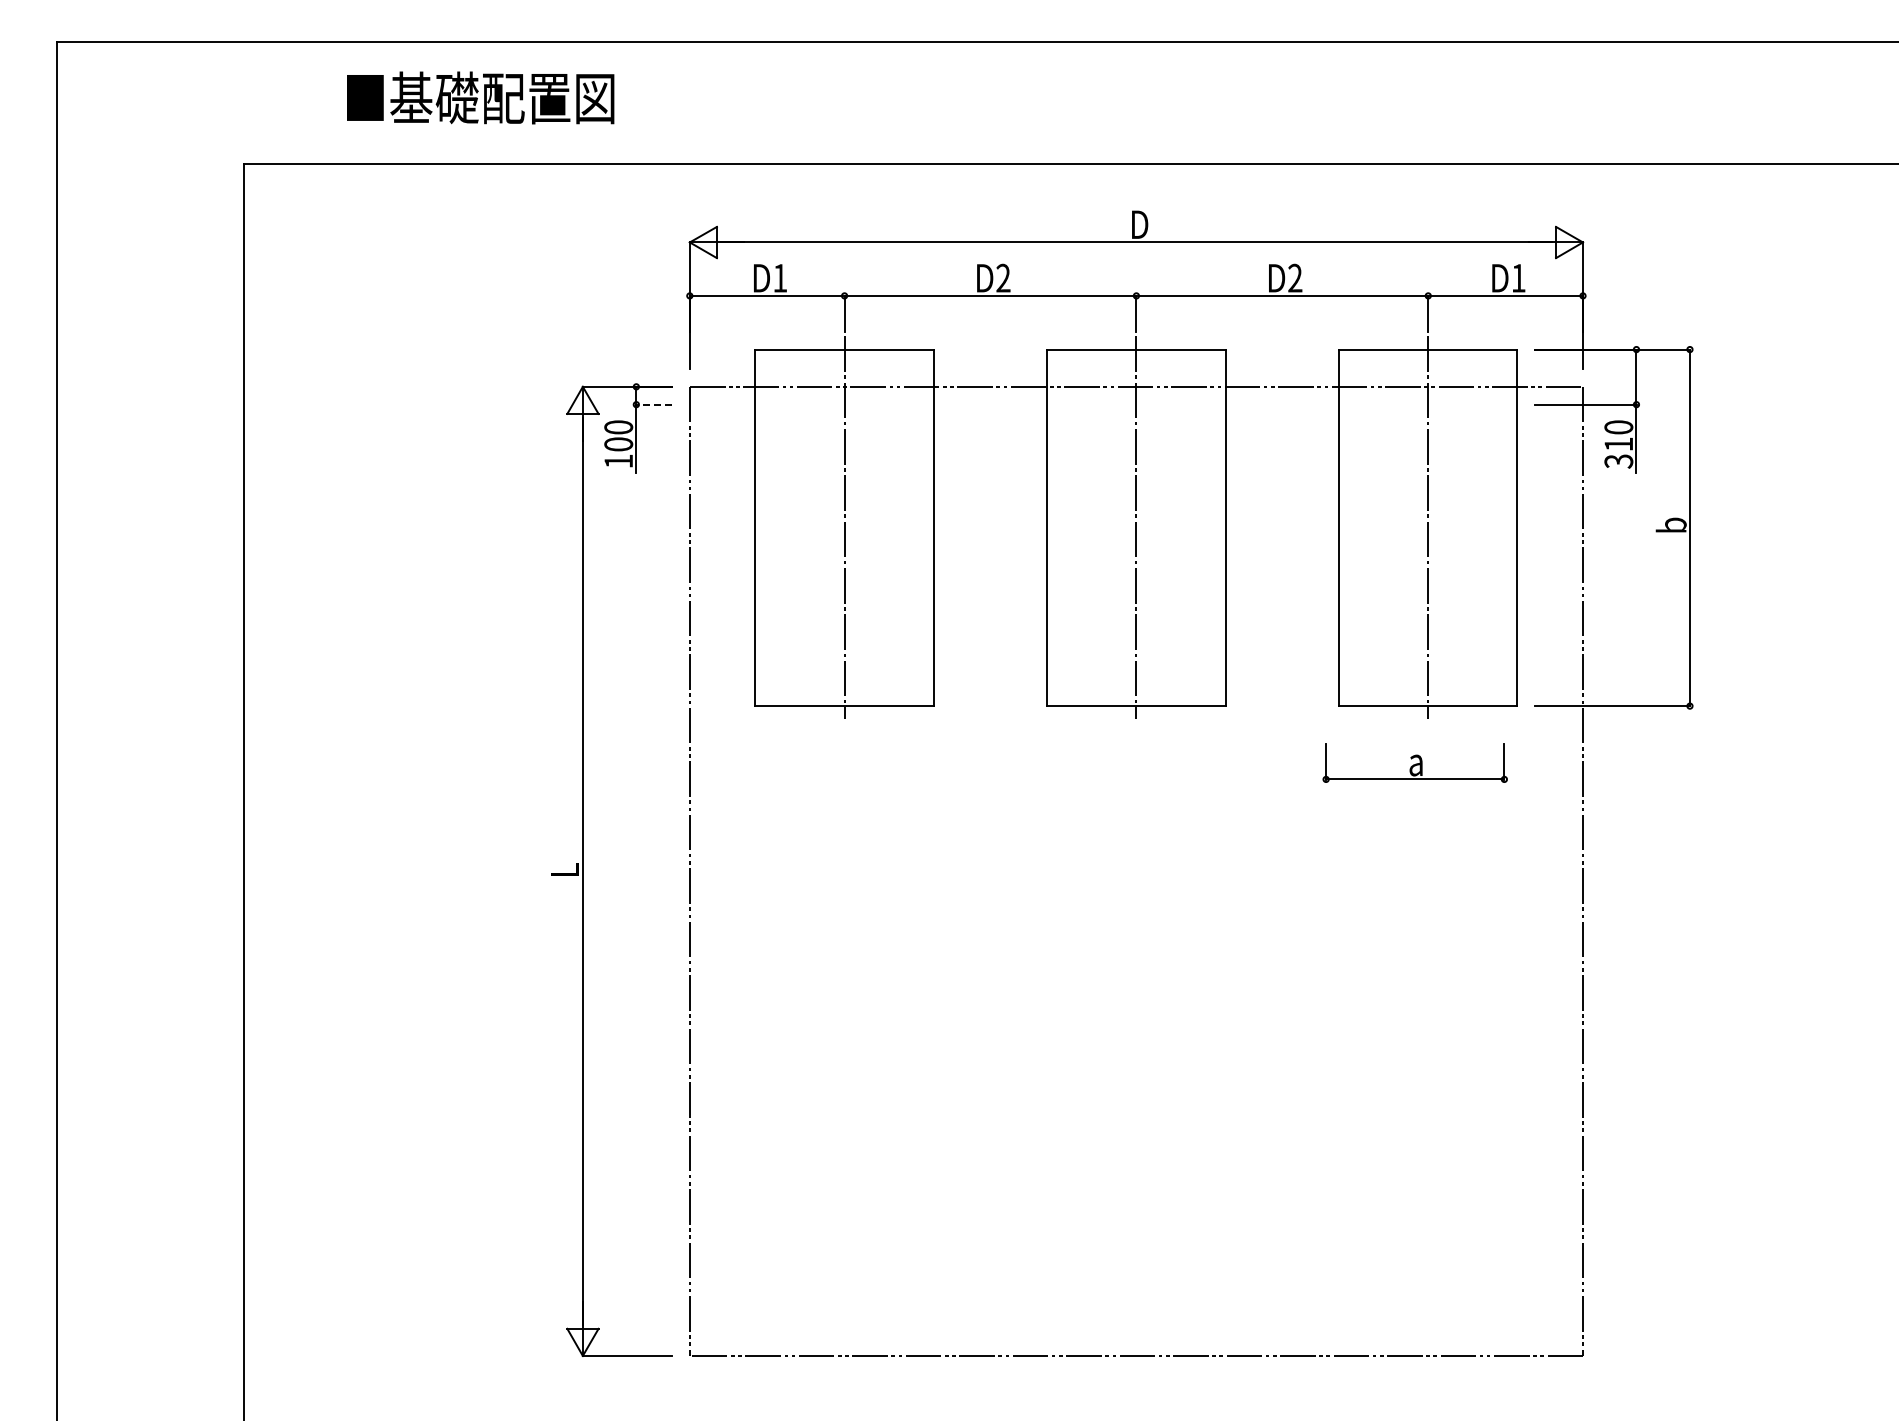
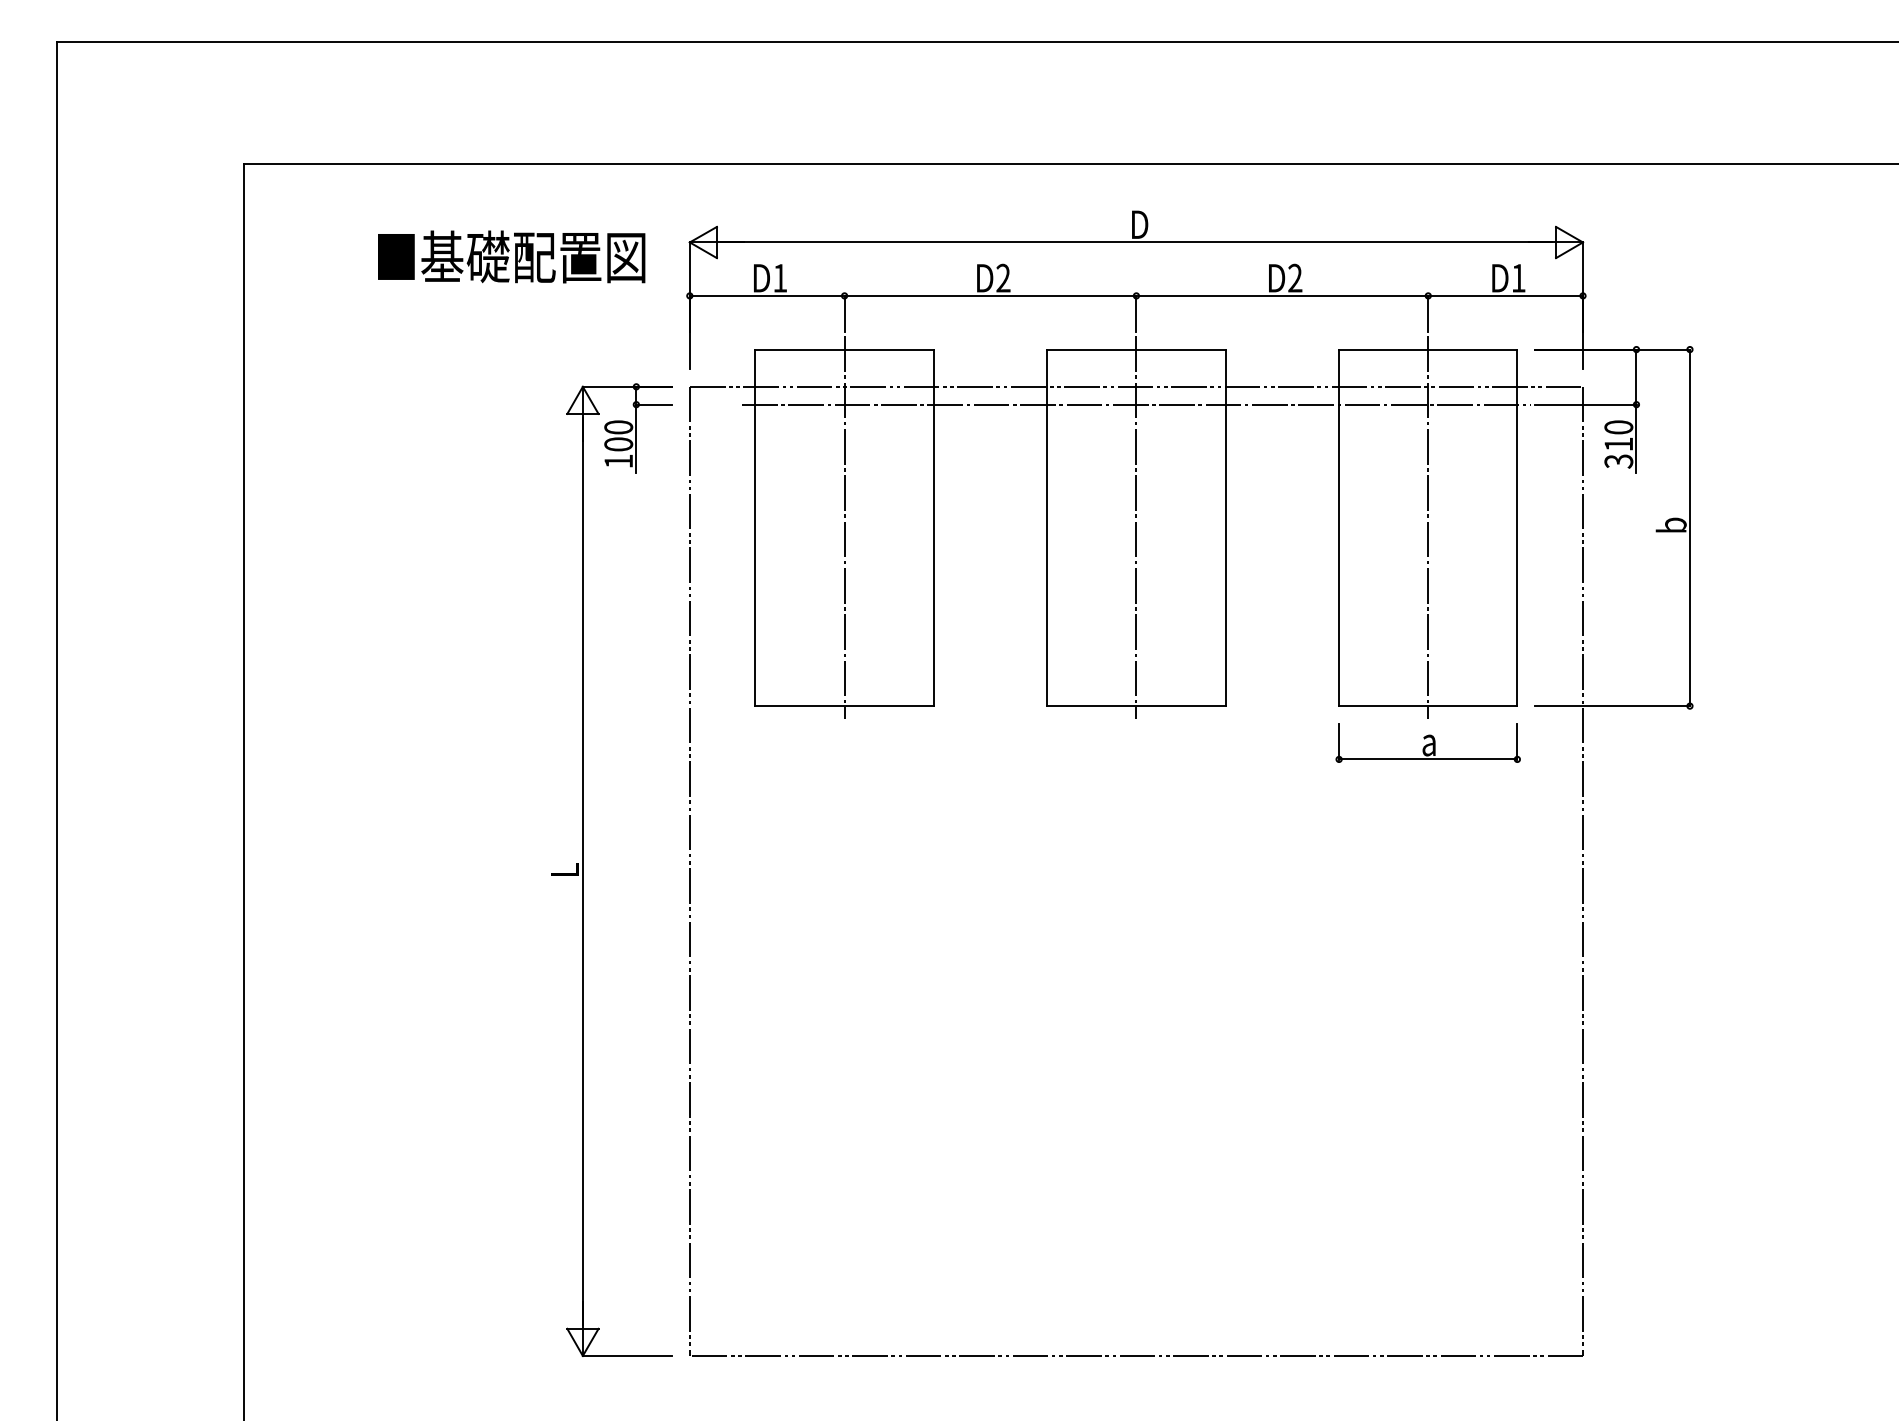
text position: (480, 97) -> (511, 256) (511, 256)
line: dashed -> solid (654, 404)
line: none -> present (1136, 404)
part position: (1414, 762) -> (1427, 742) (1427, 742)
